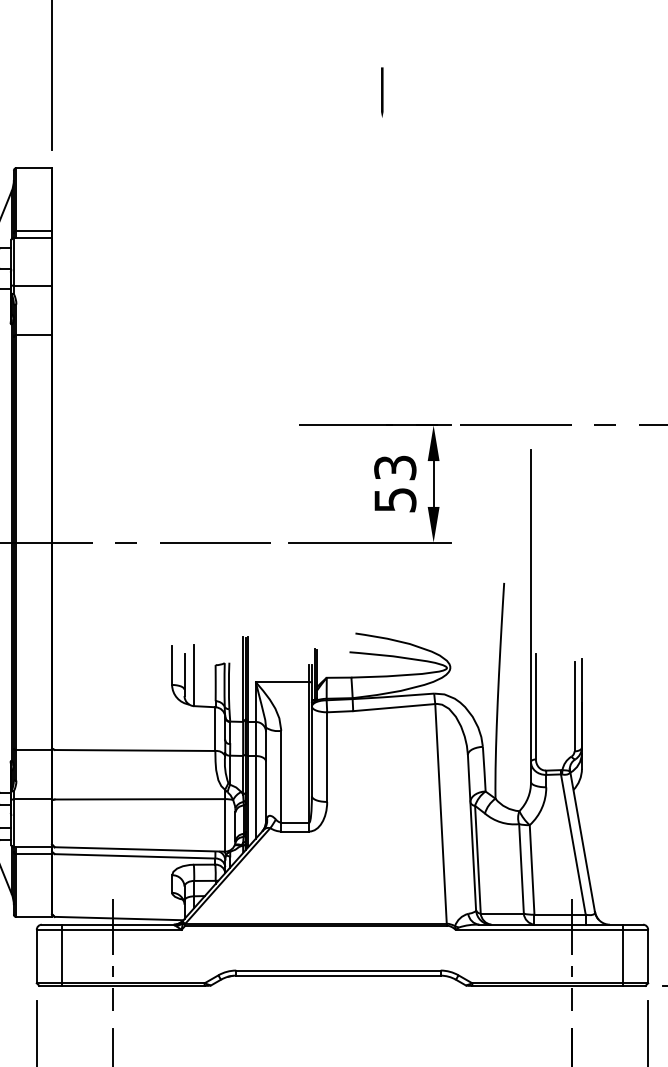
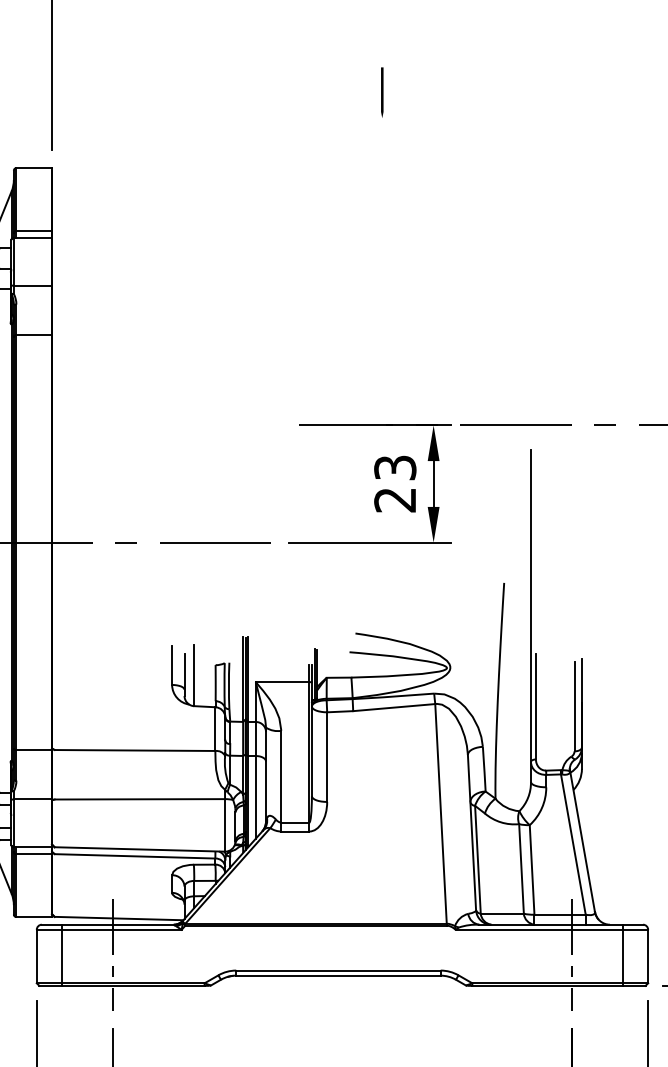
text: 53 -> 23 (395, 500)
